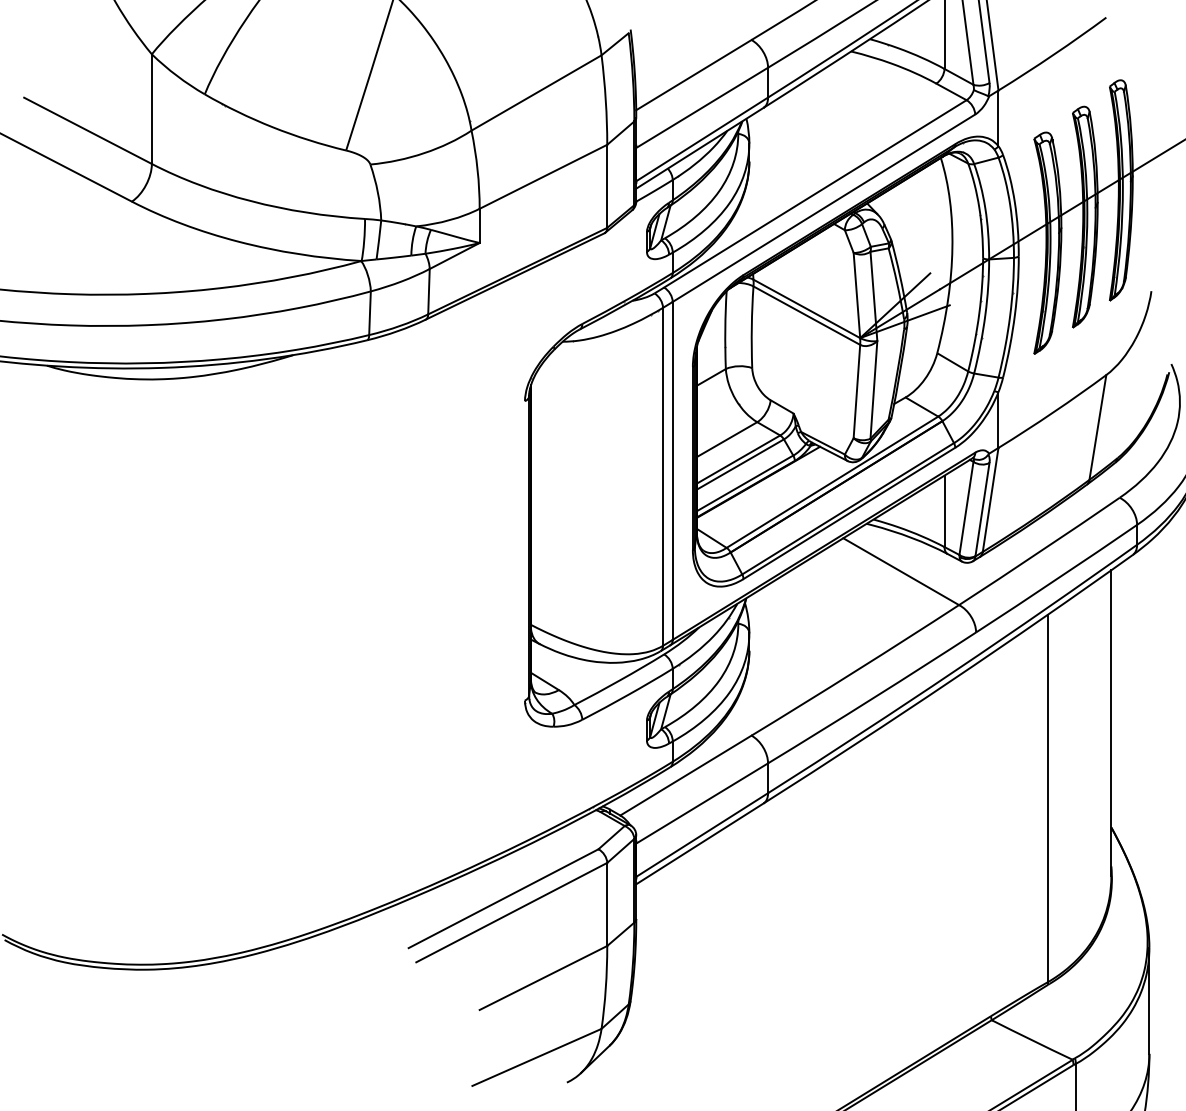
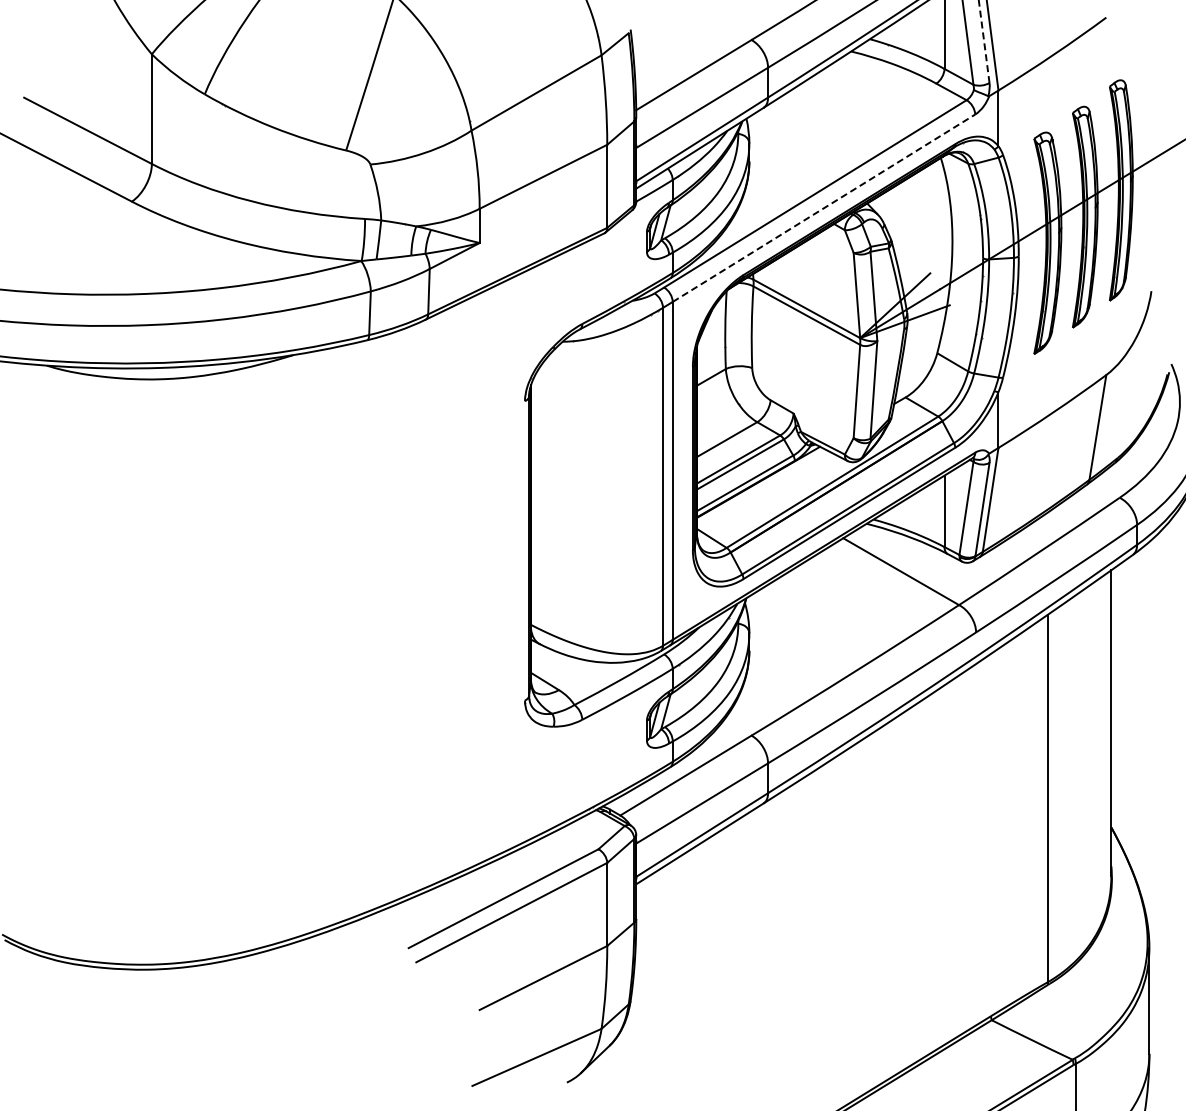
line: solid -> dashed (984, 41)
line: solid -> dashed (823, 208)
